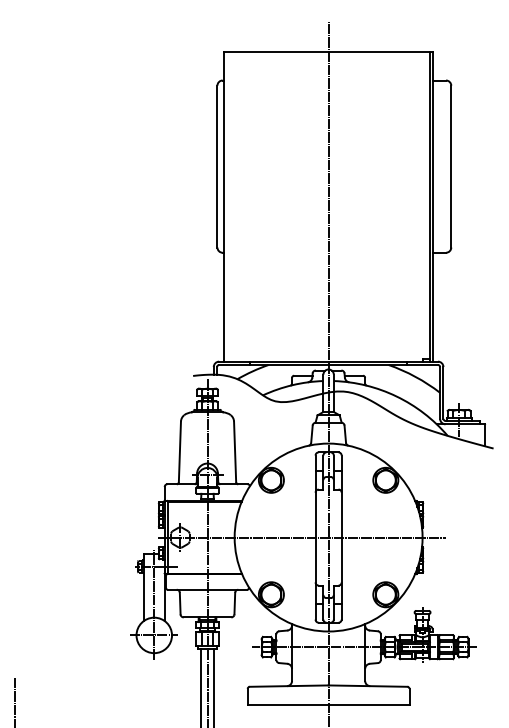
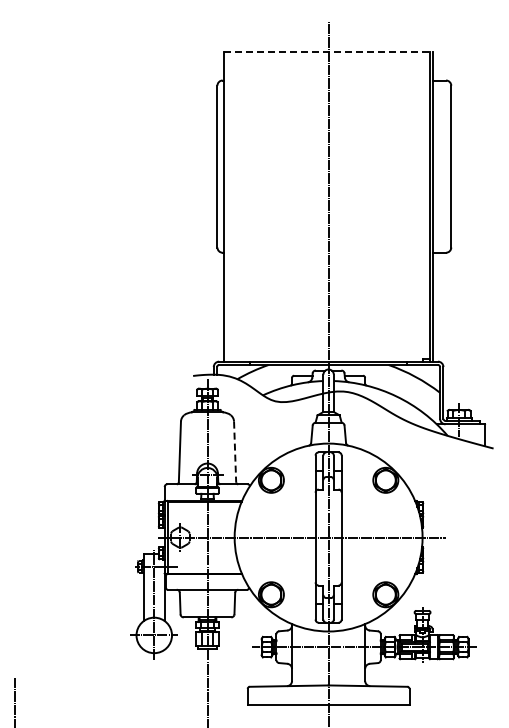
line: solid -> dashed (329, 51)
line: solid -> dashed (235, 452)
line: present -> none (201, 686)
line: present -> none (213, 686)
